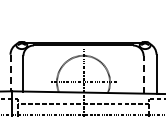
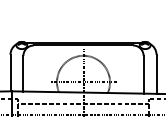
line: dashed -> solid (10, 73)
line: dashed -> solid (143, 74)
